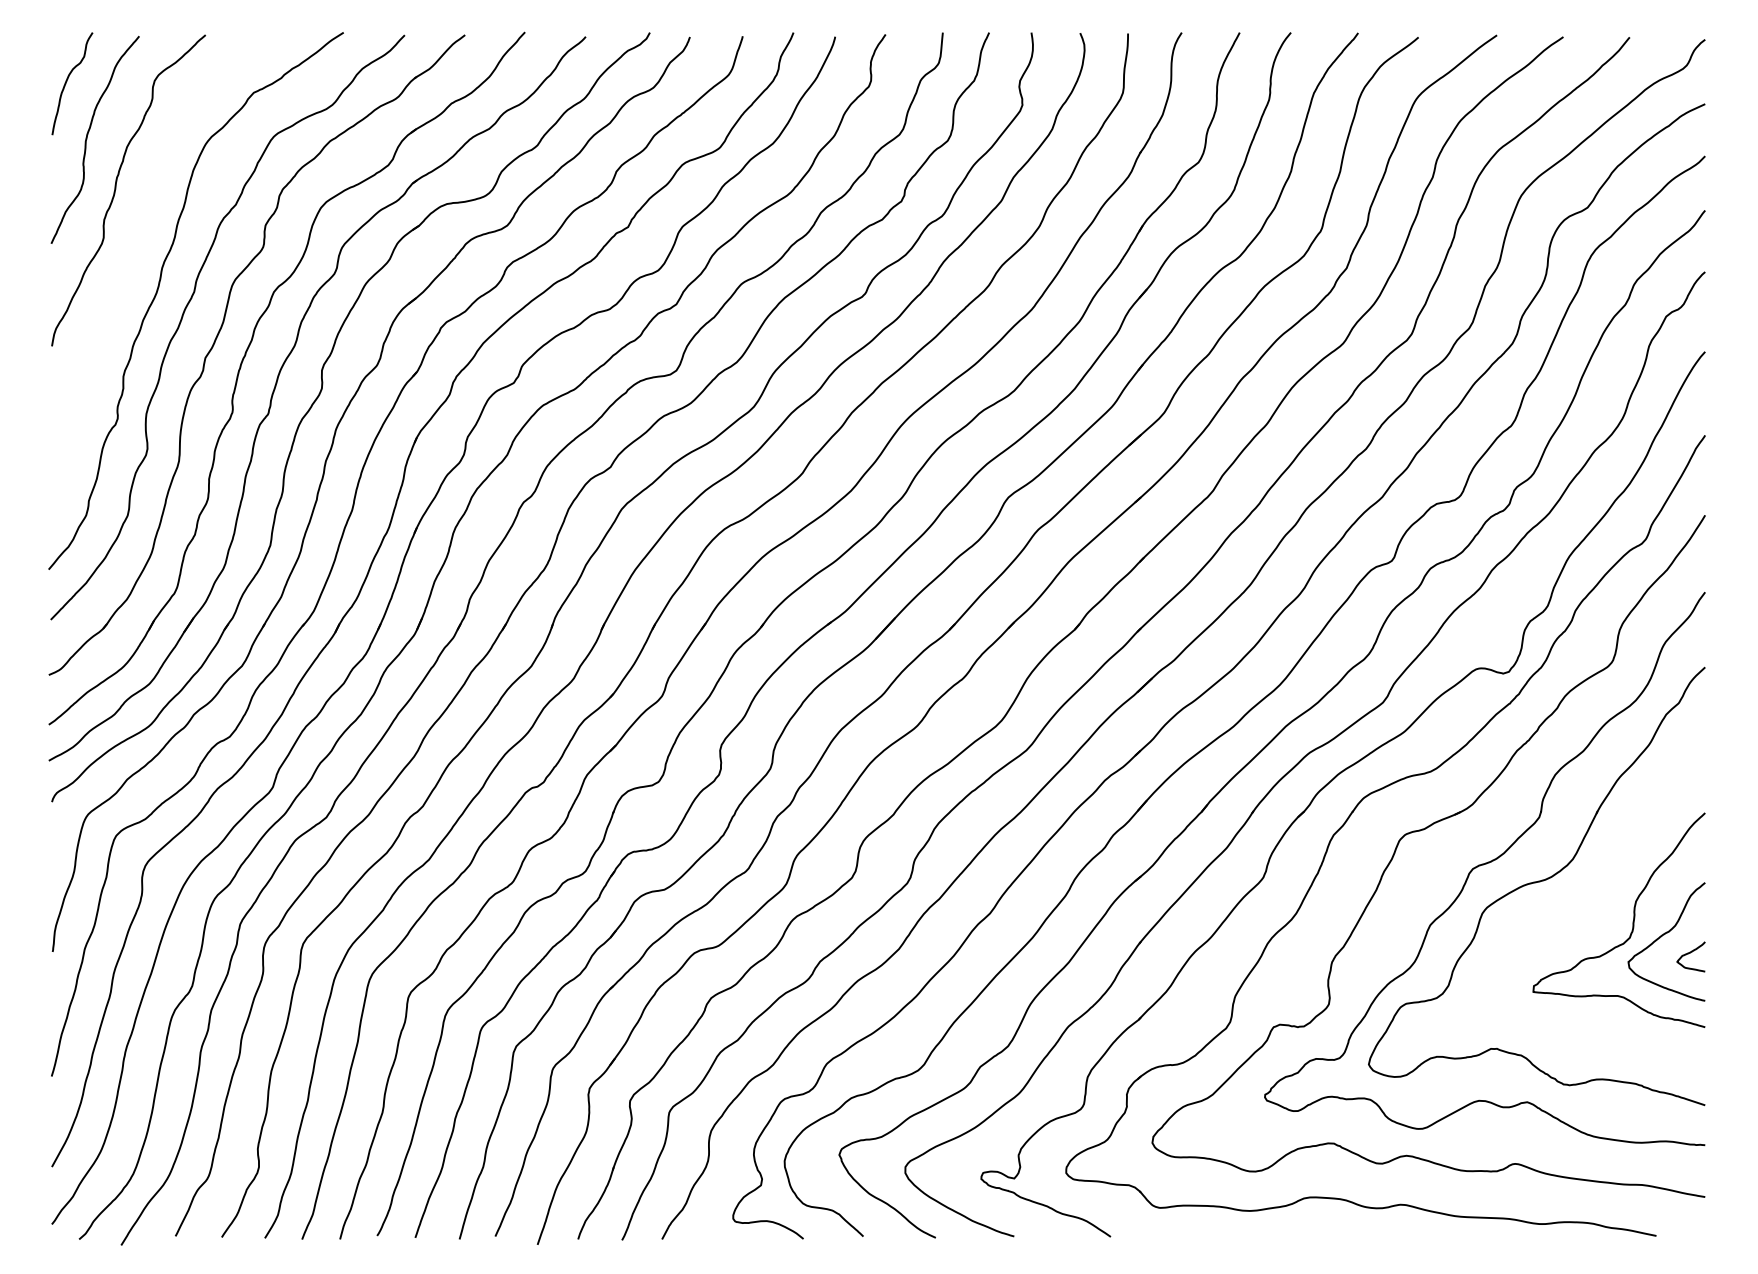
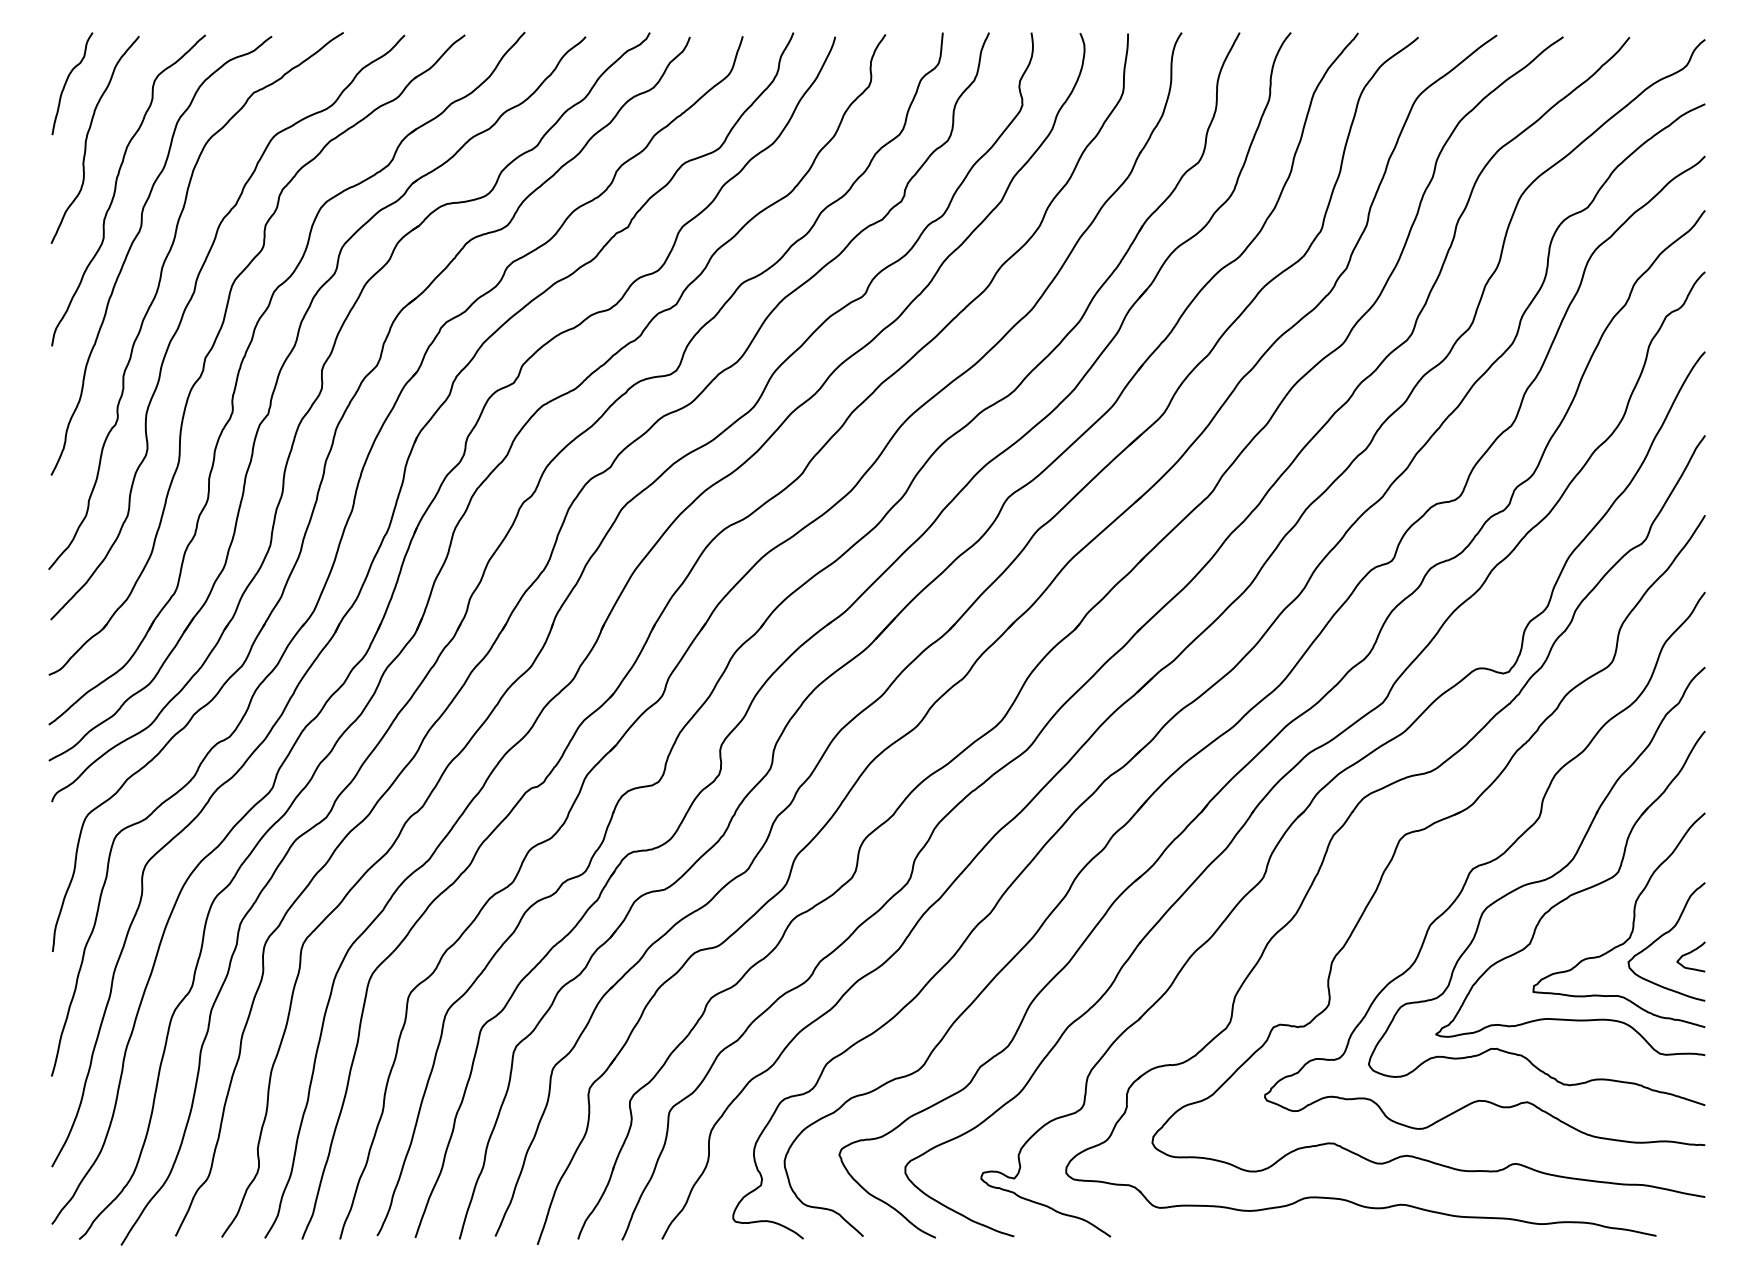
curve: none -> present (136, 238)
part: none -> present (1570, 893)
